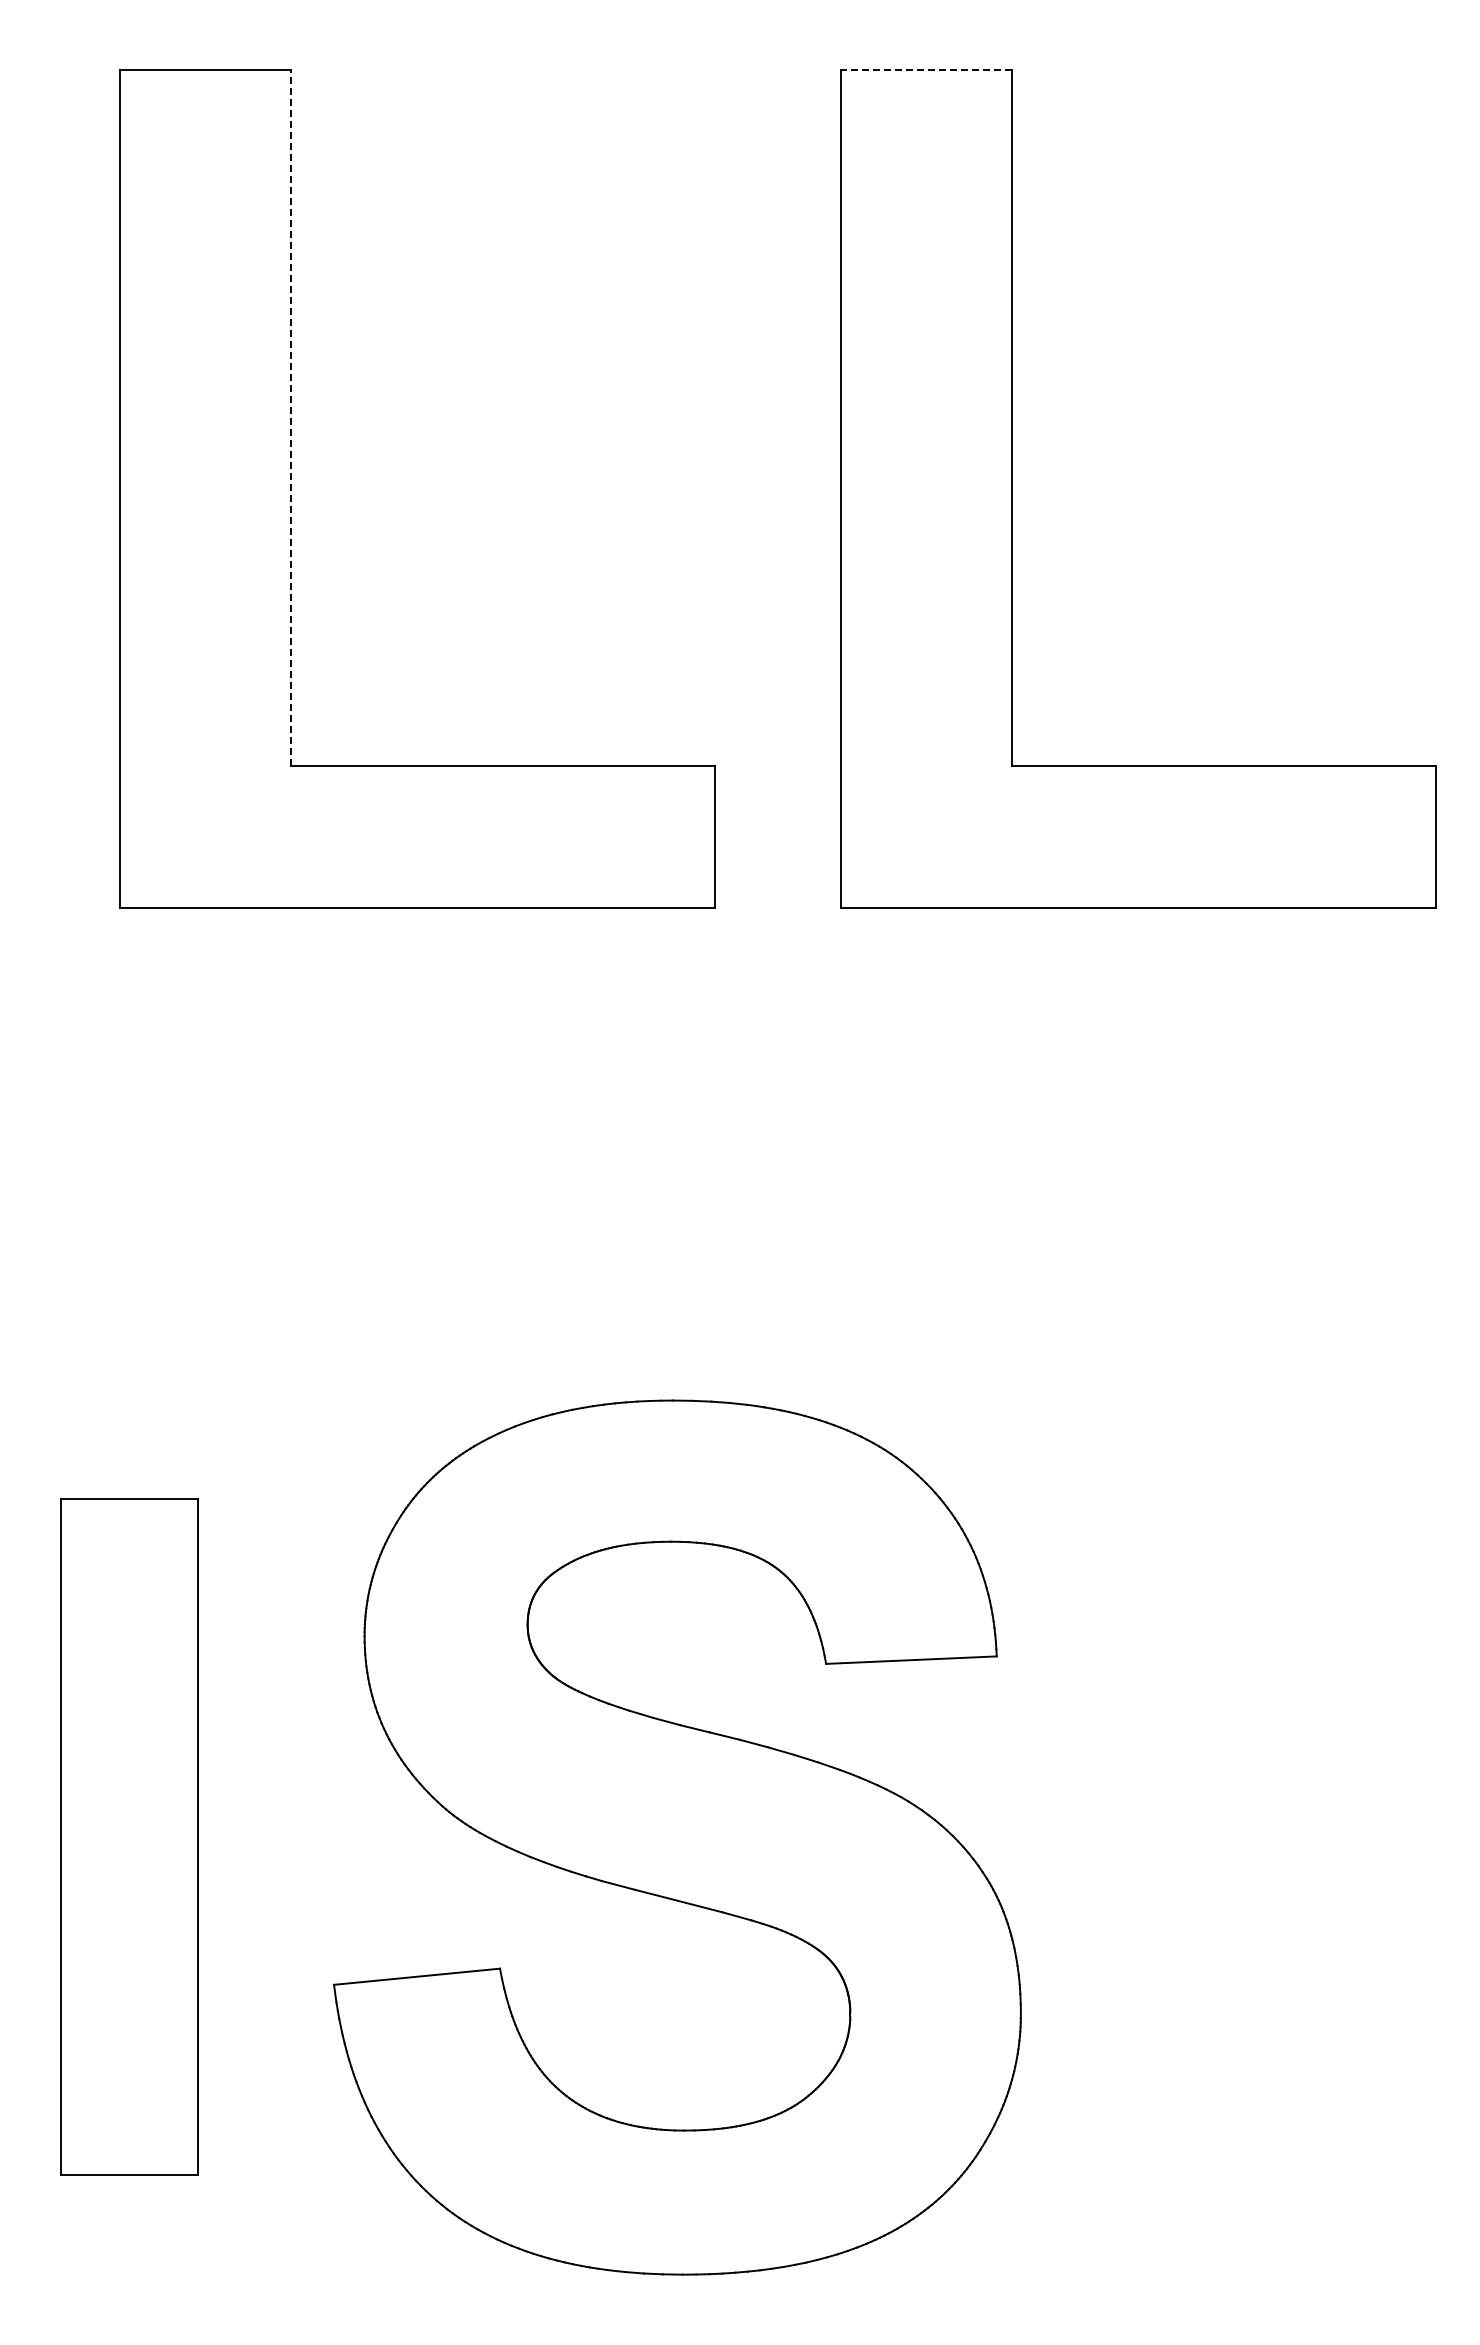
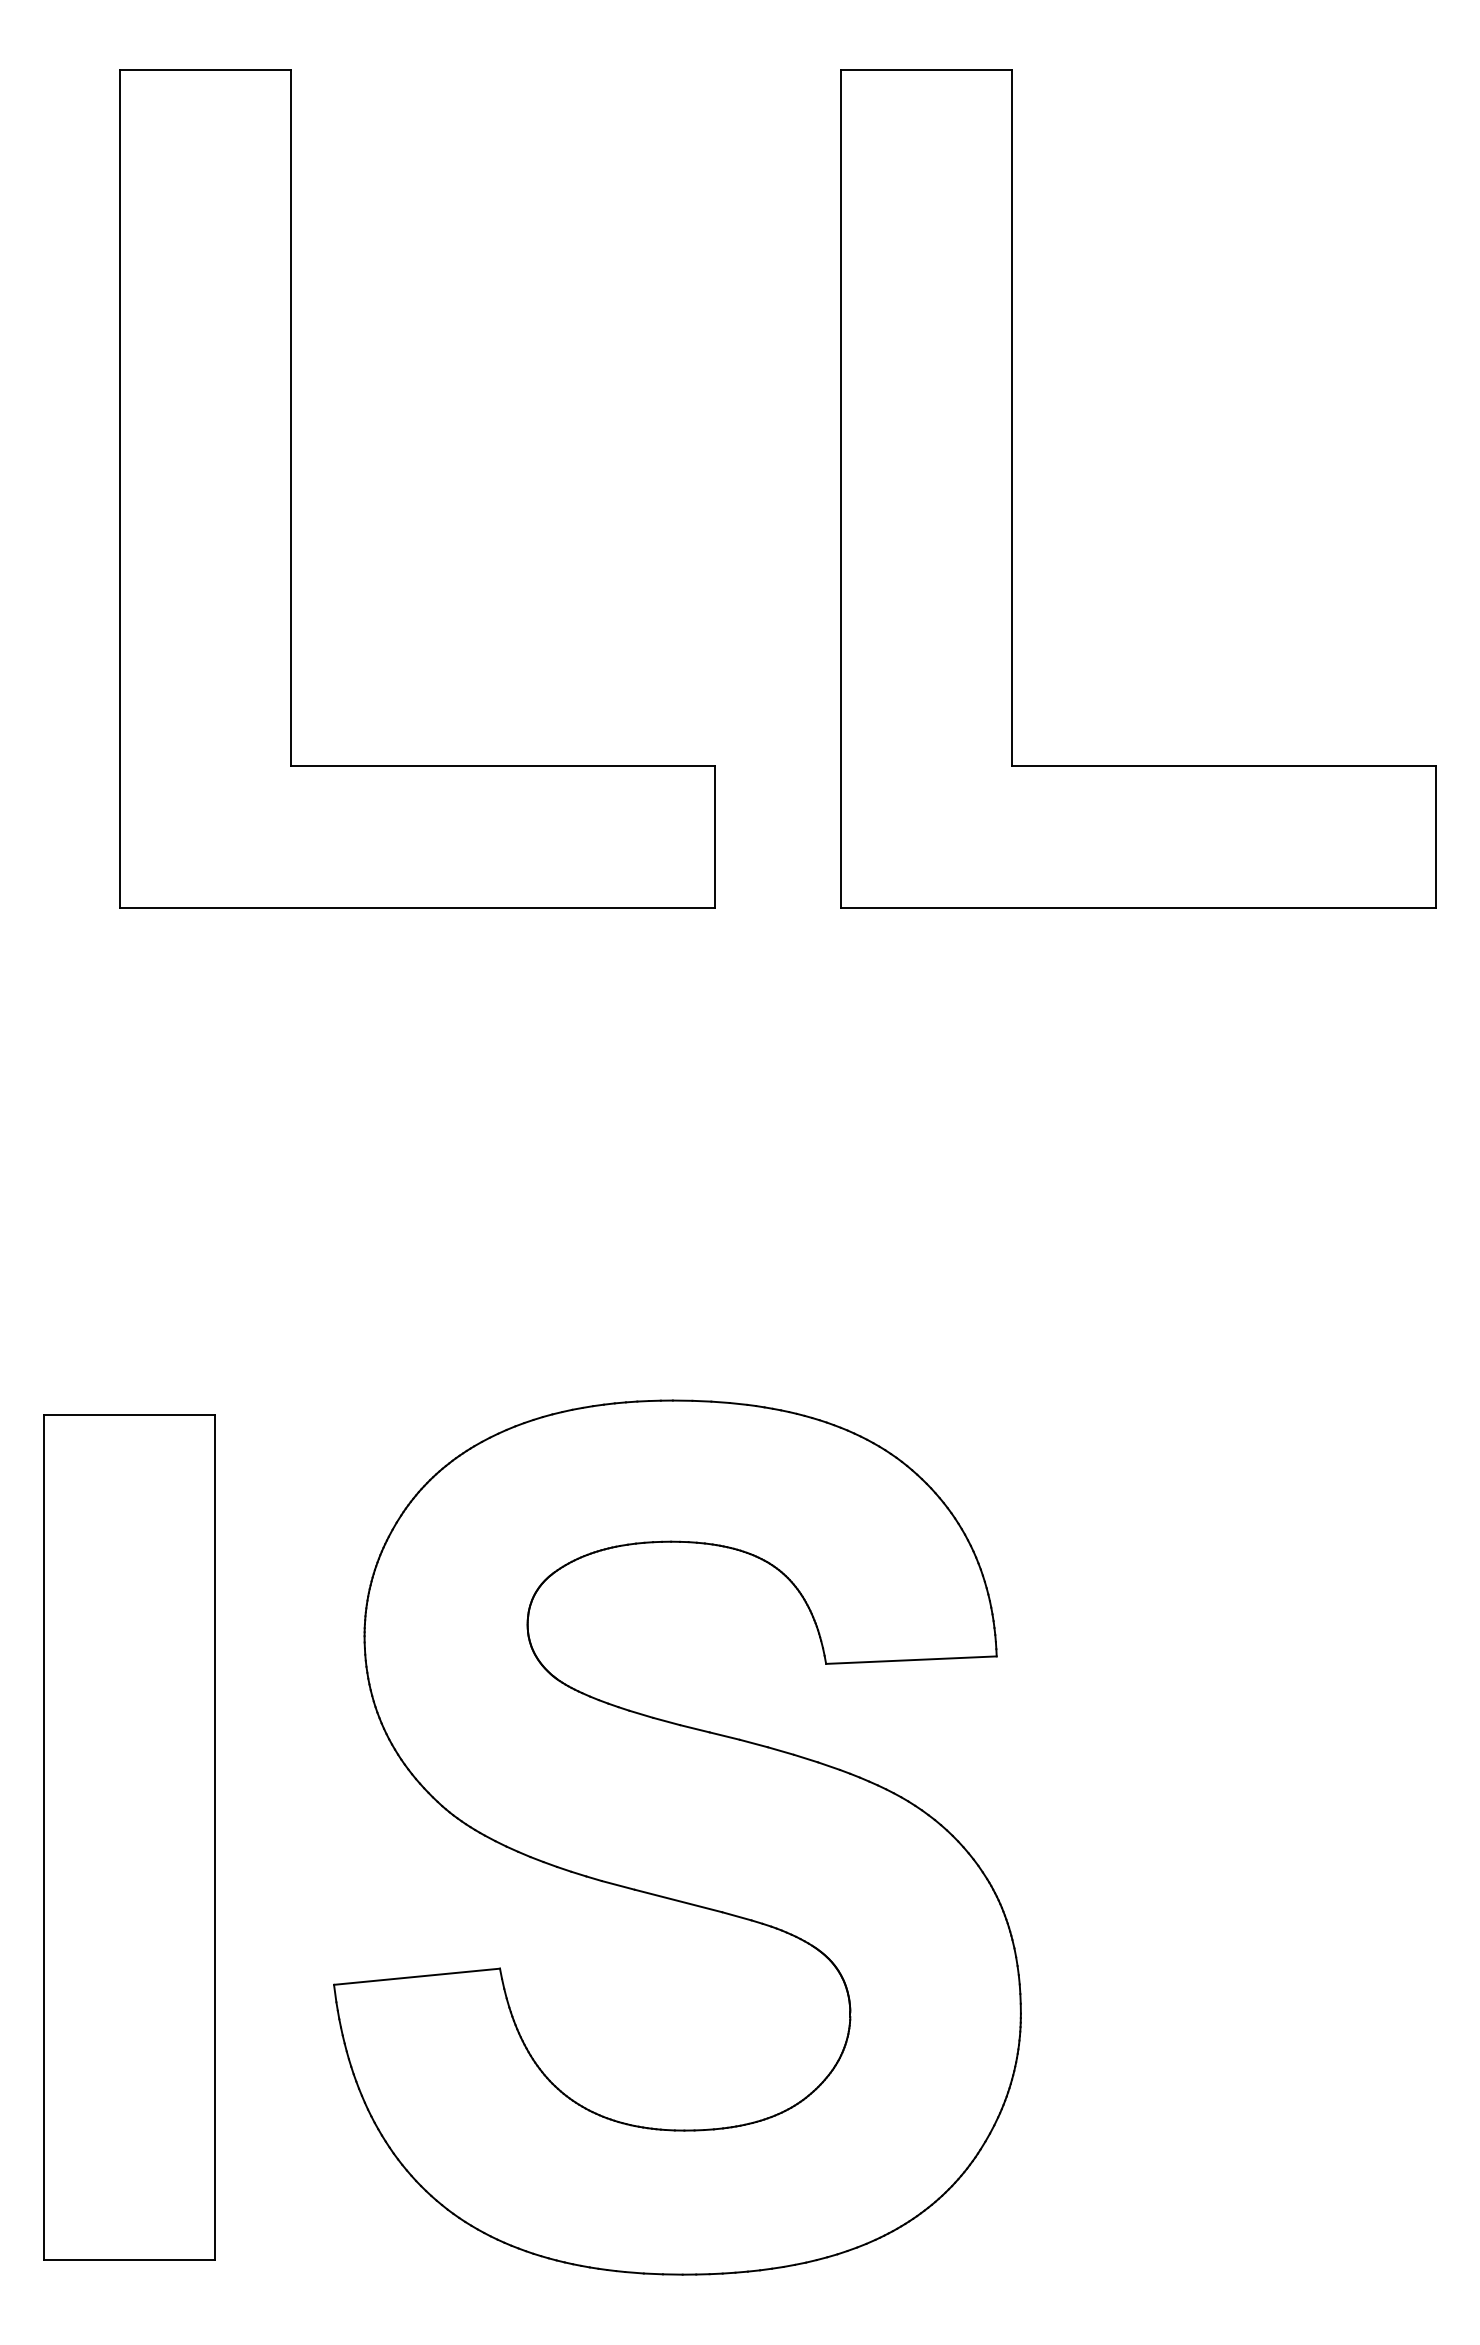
line: dashed -> solid (925, 70)
line: dashed -> solid (290, 418)
part size: 139x678 px -> 173x847 px (129, 1837)
